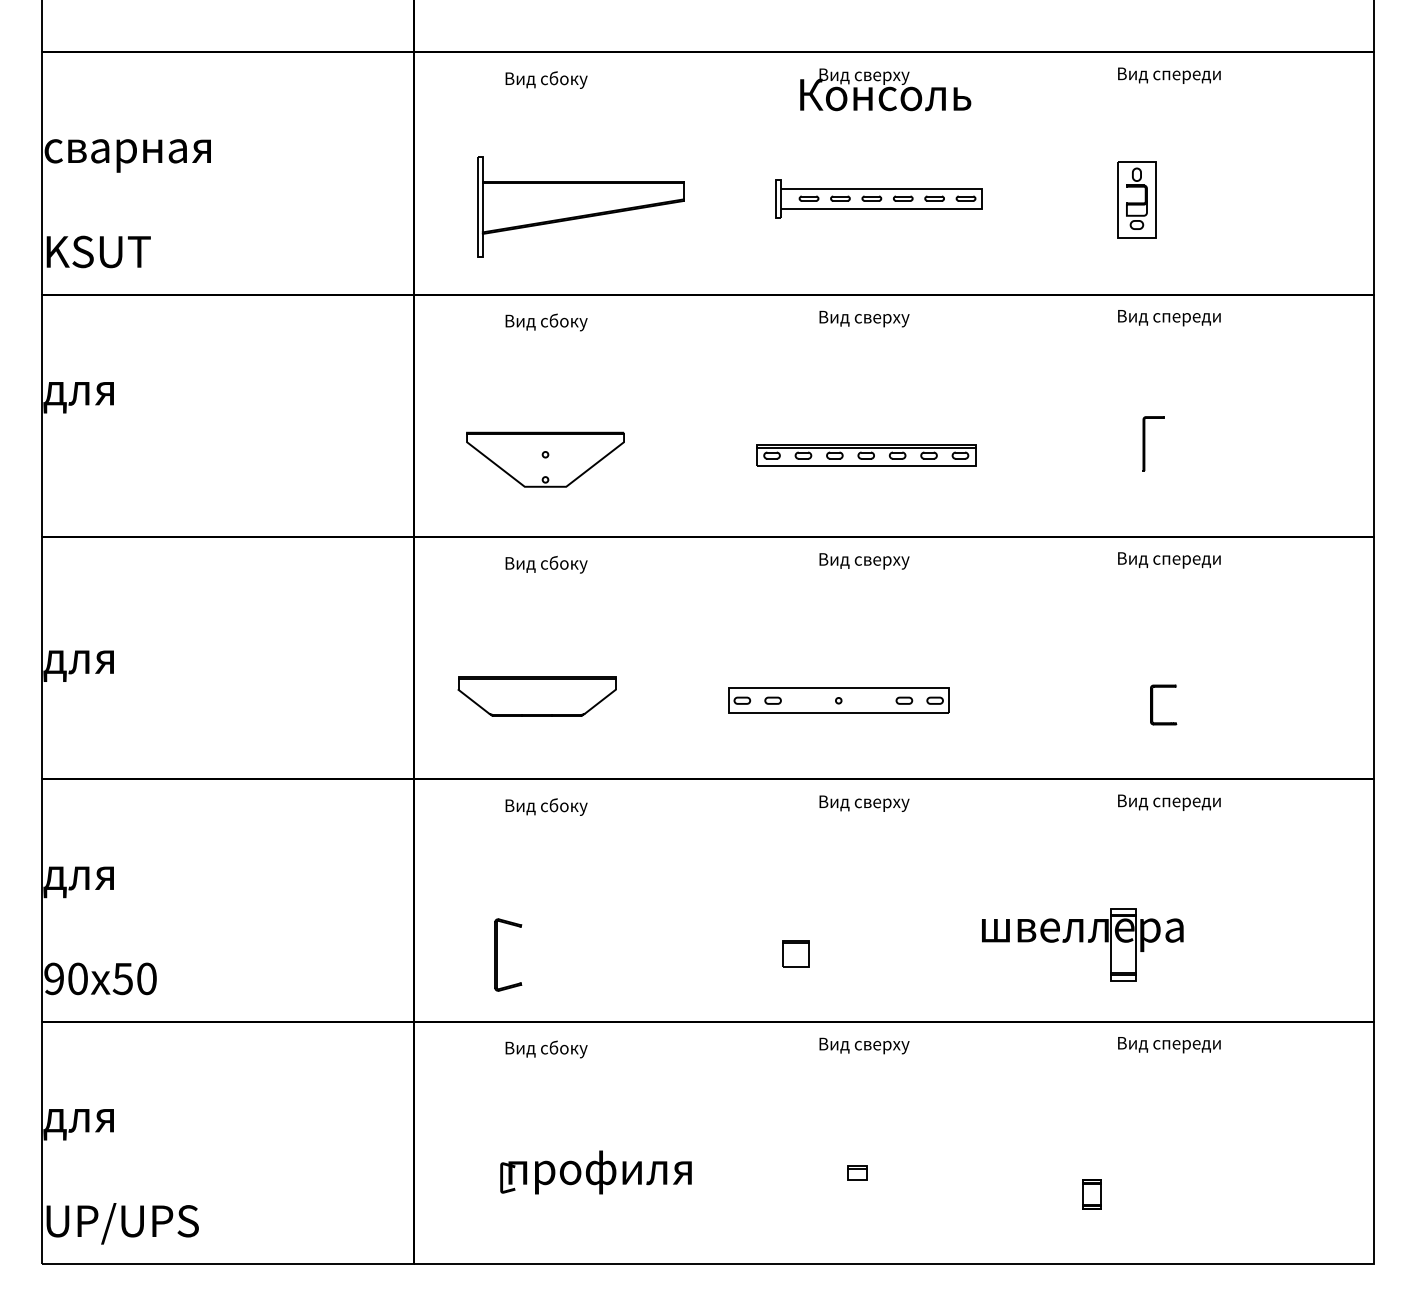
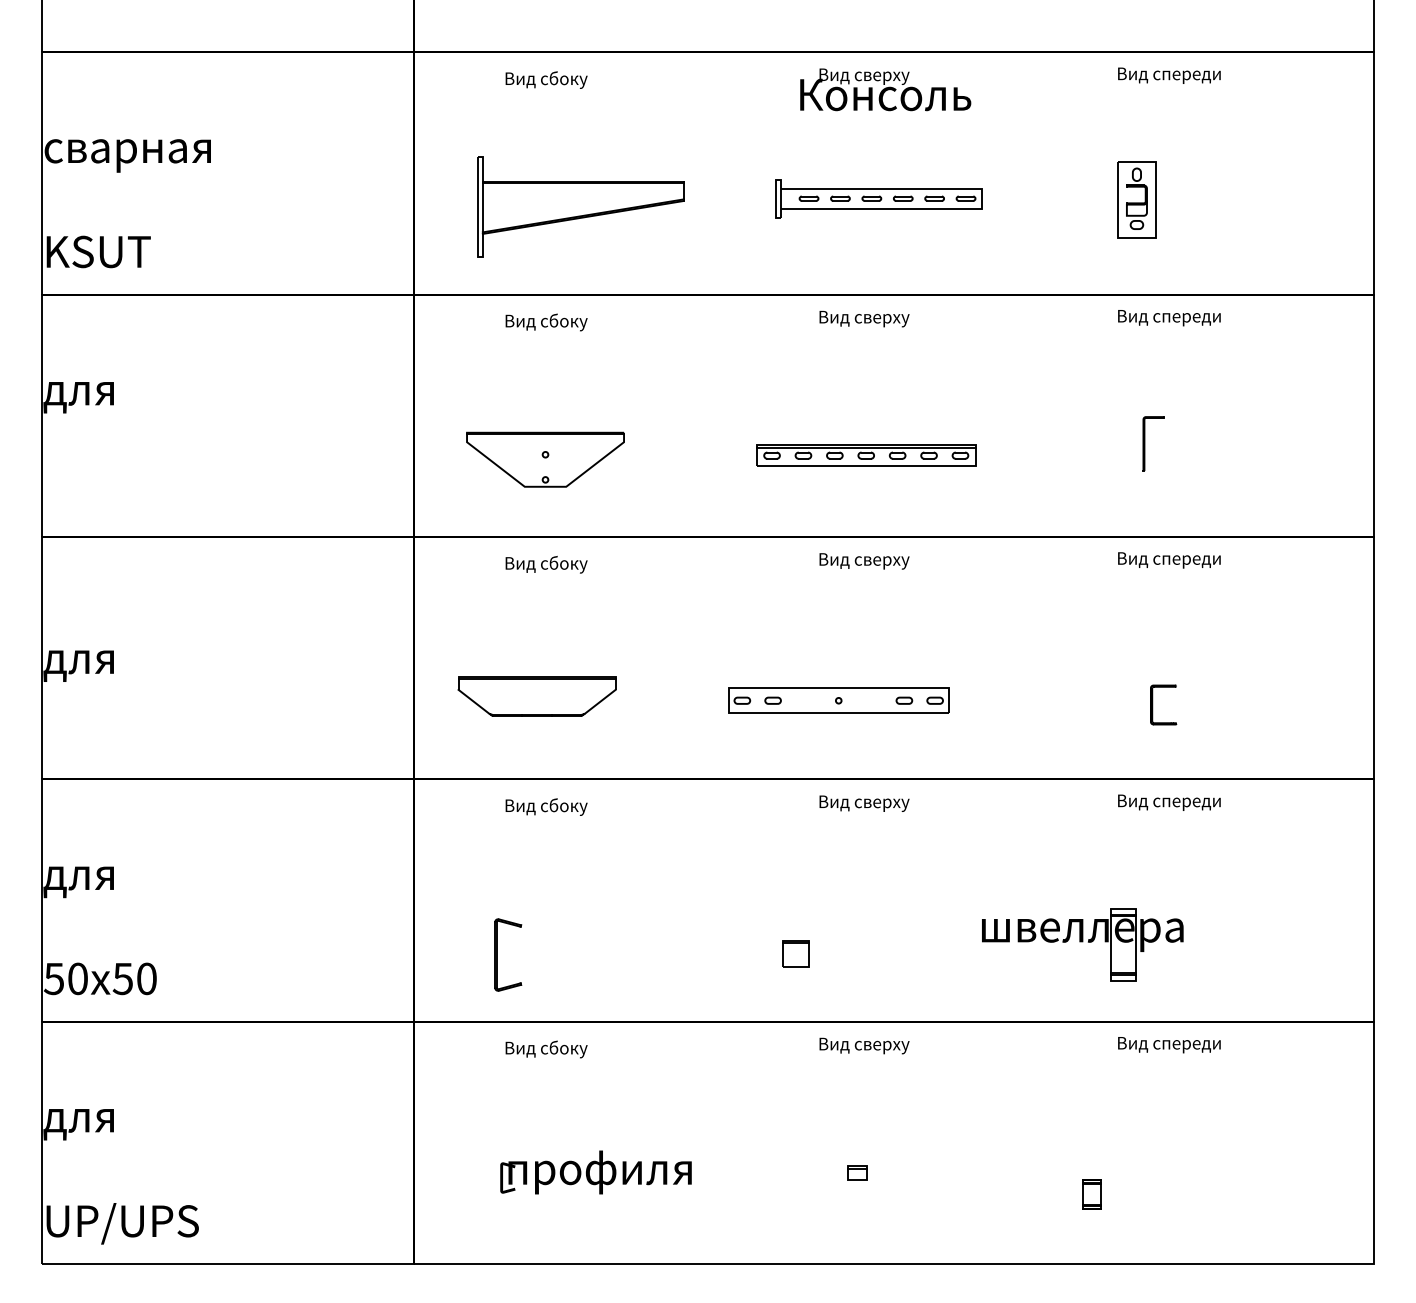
text: 90 -> 50 (53, 978)
